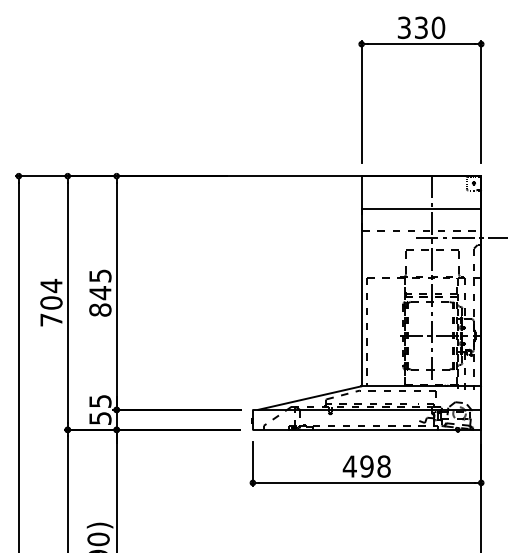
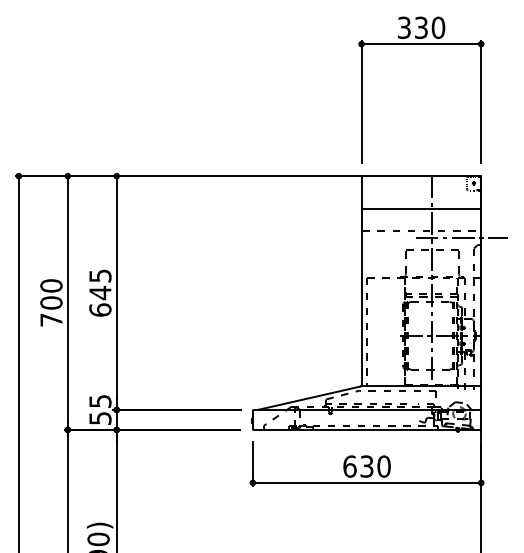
text: 704 -> 700 (51, 285)
text: 845 -> 645 (100, 309)
text: 498 -> 630 (366, 466)
